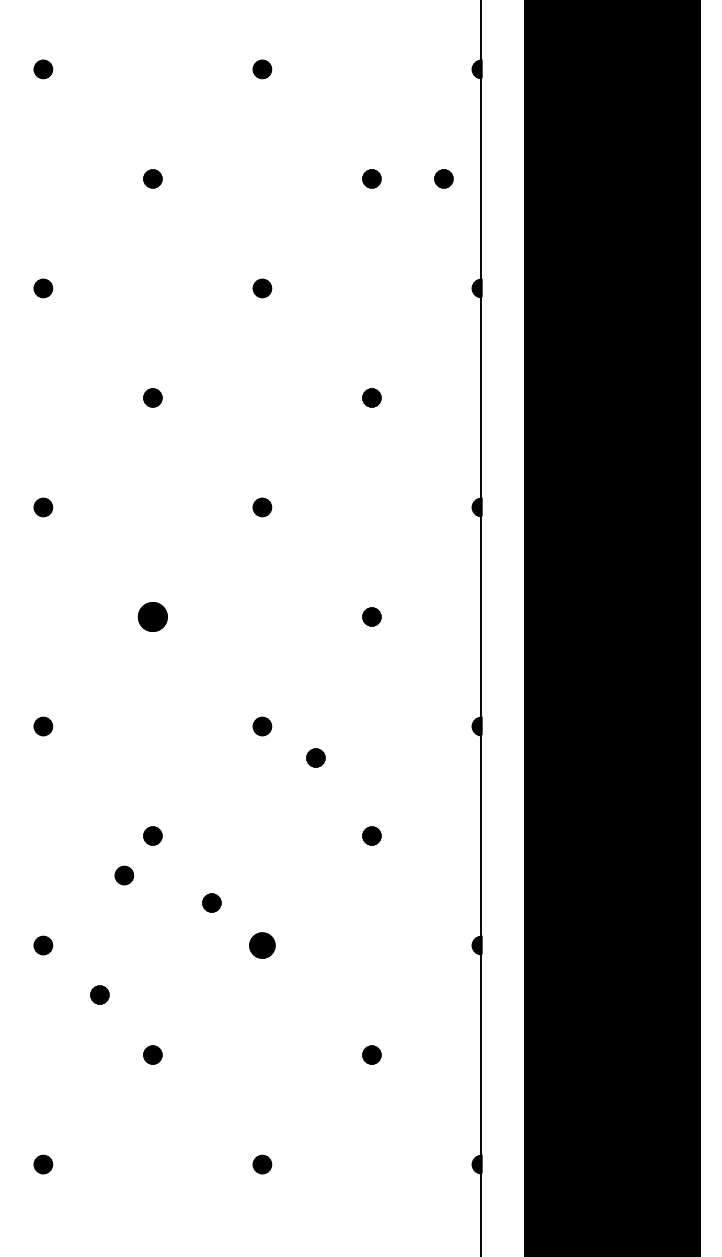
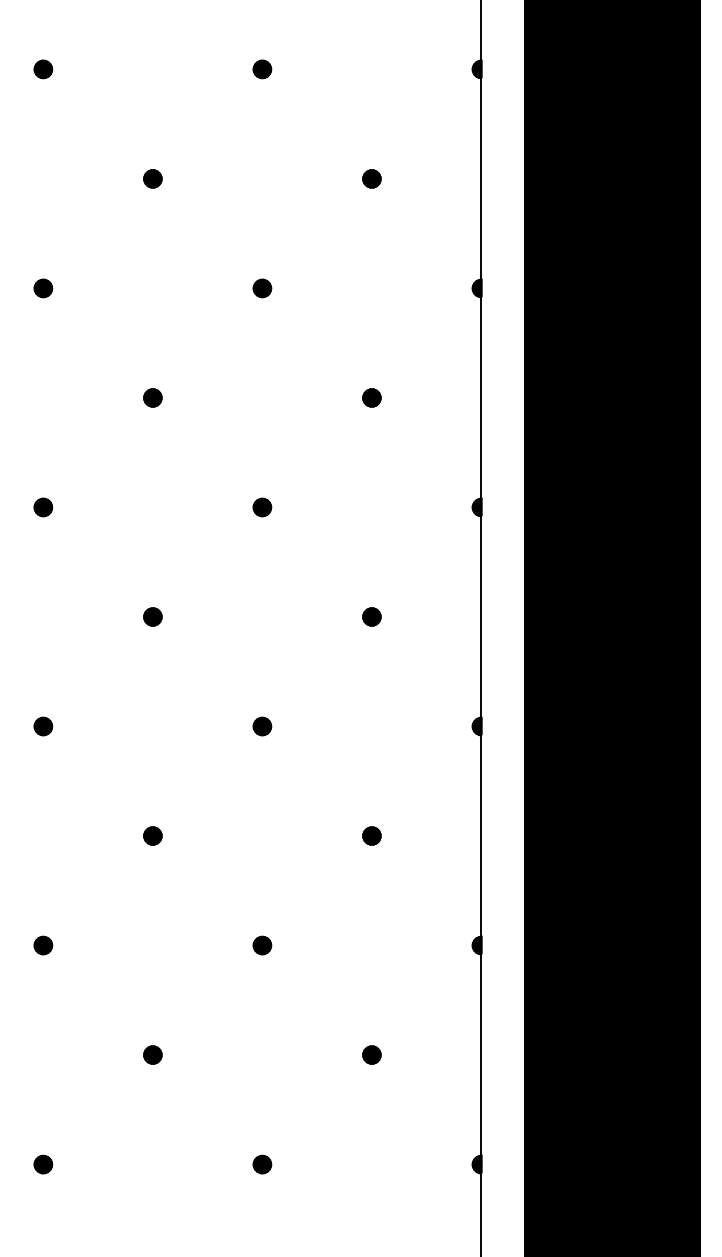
part: present -> none (443, 178)
part size: 31x30 px -> 20x20 px (152, 616)
part: present -> none (315, 757)
part: present -> none (124, 875)
part: present -> none (211, 902)
part size: 27x27 px -> 21x21 px (262, 945)
part: present -> none (99, 994)
